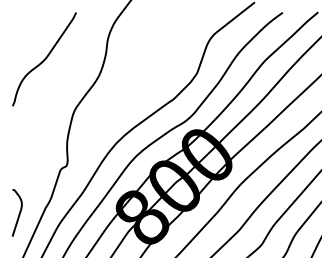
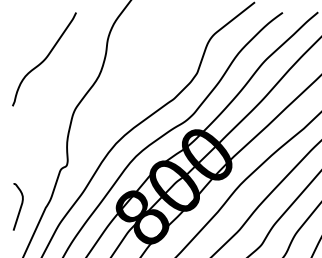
curve position: (18, 214) -> (19, 208) (19, 208)
